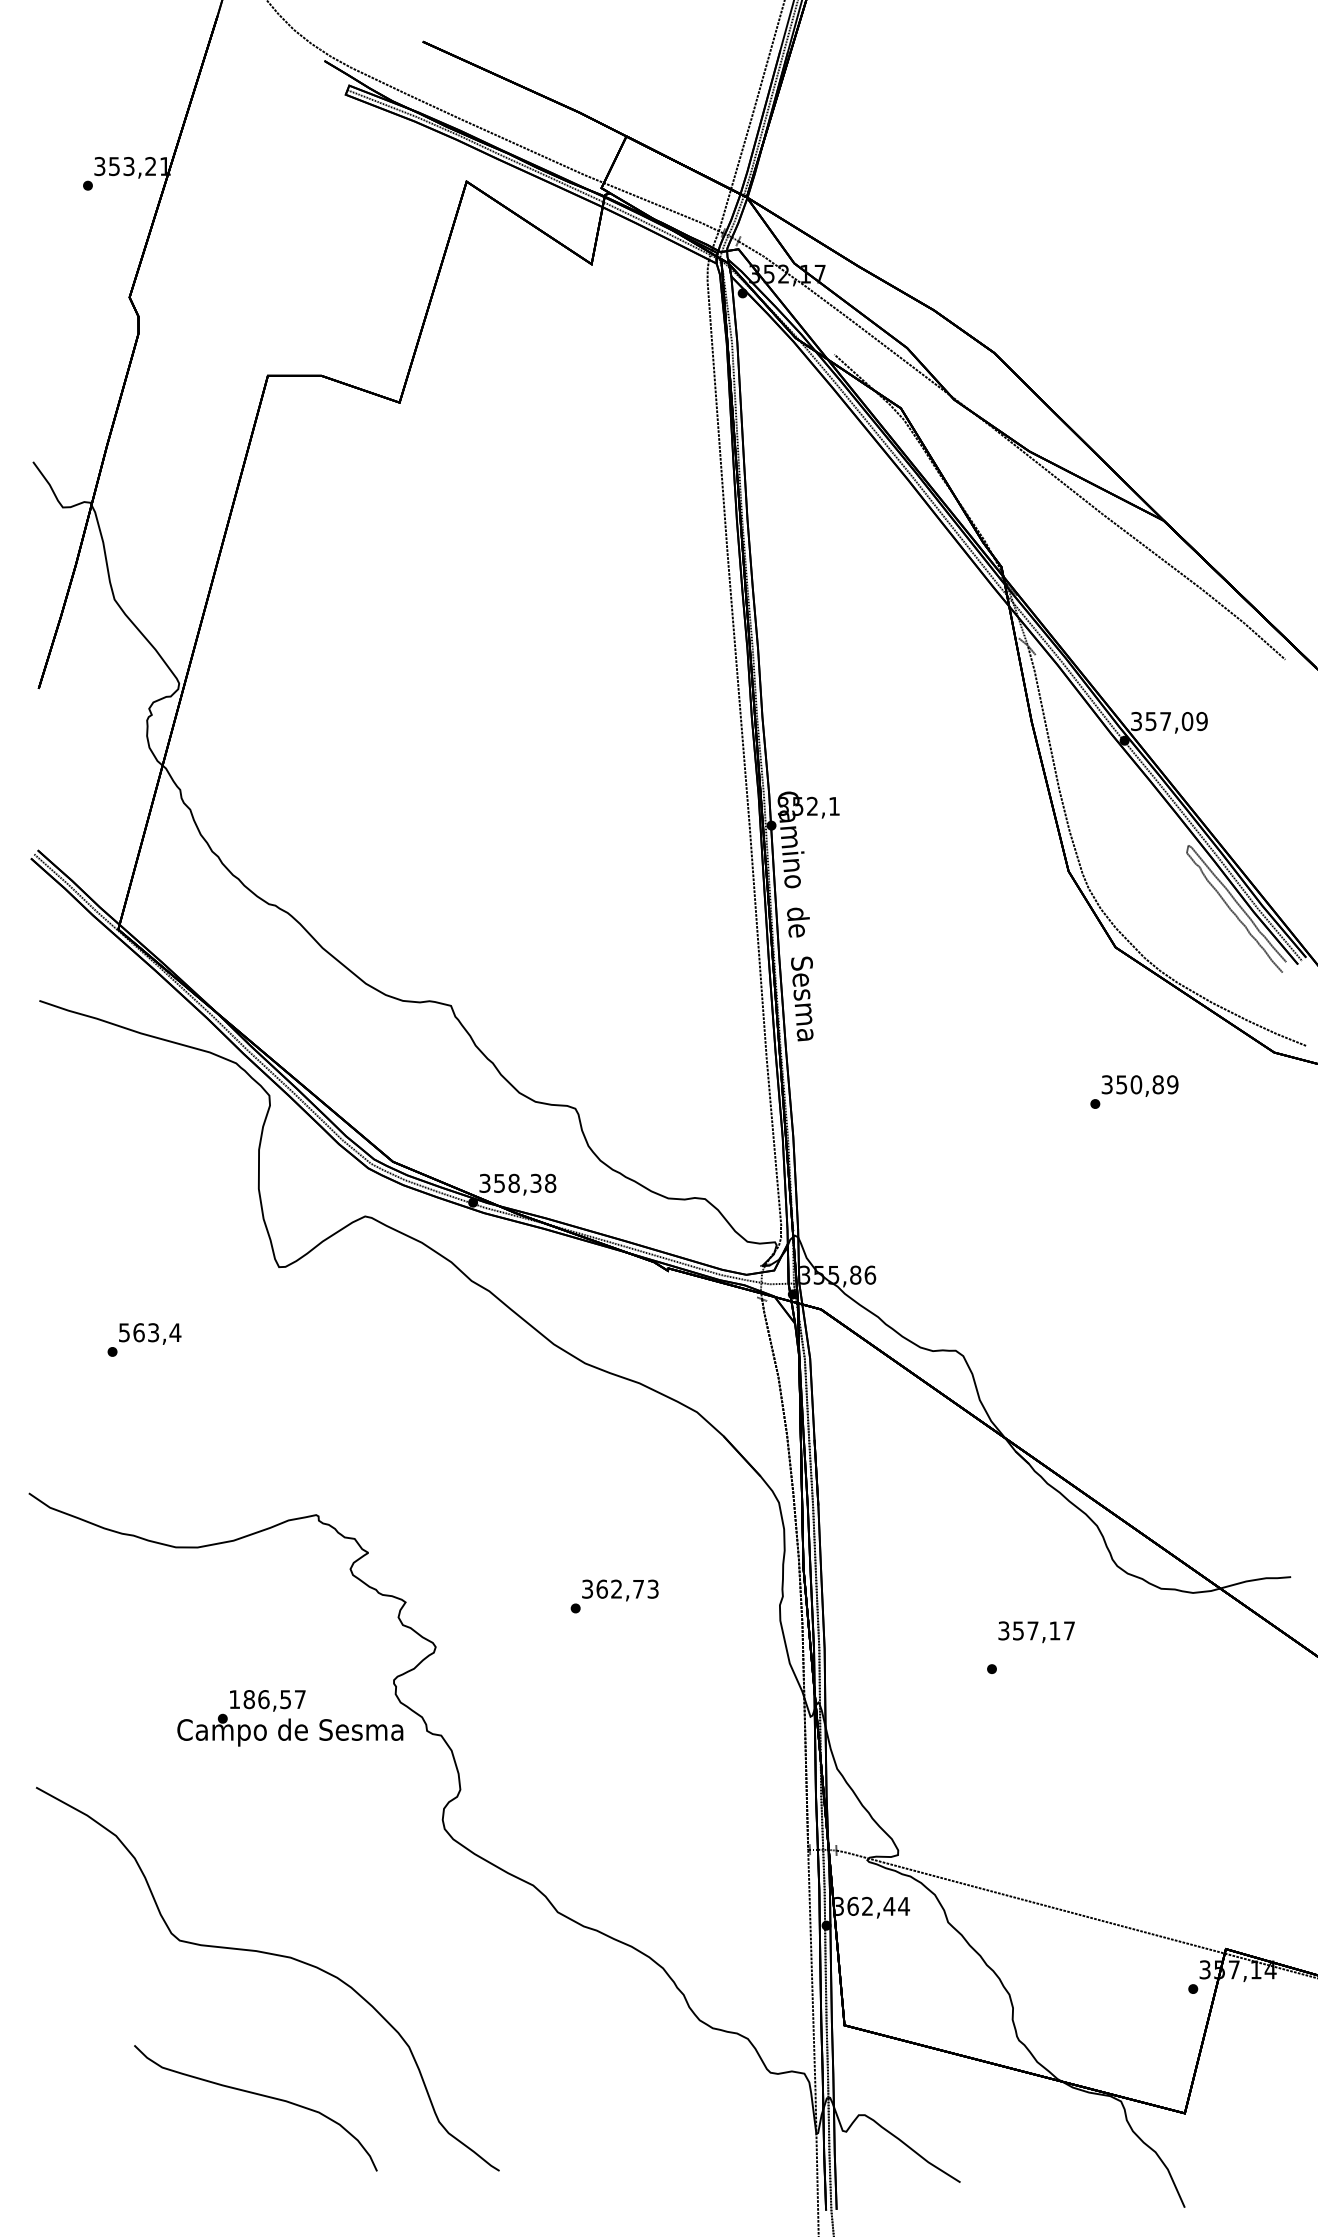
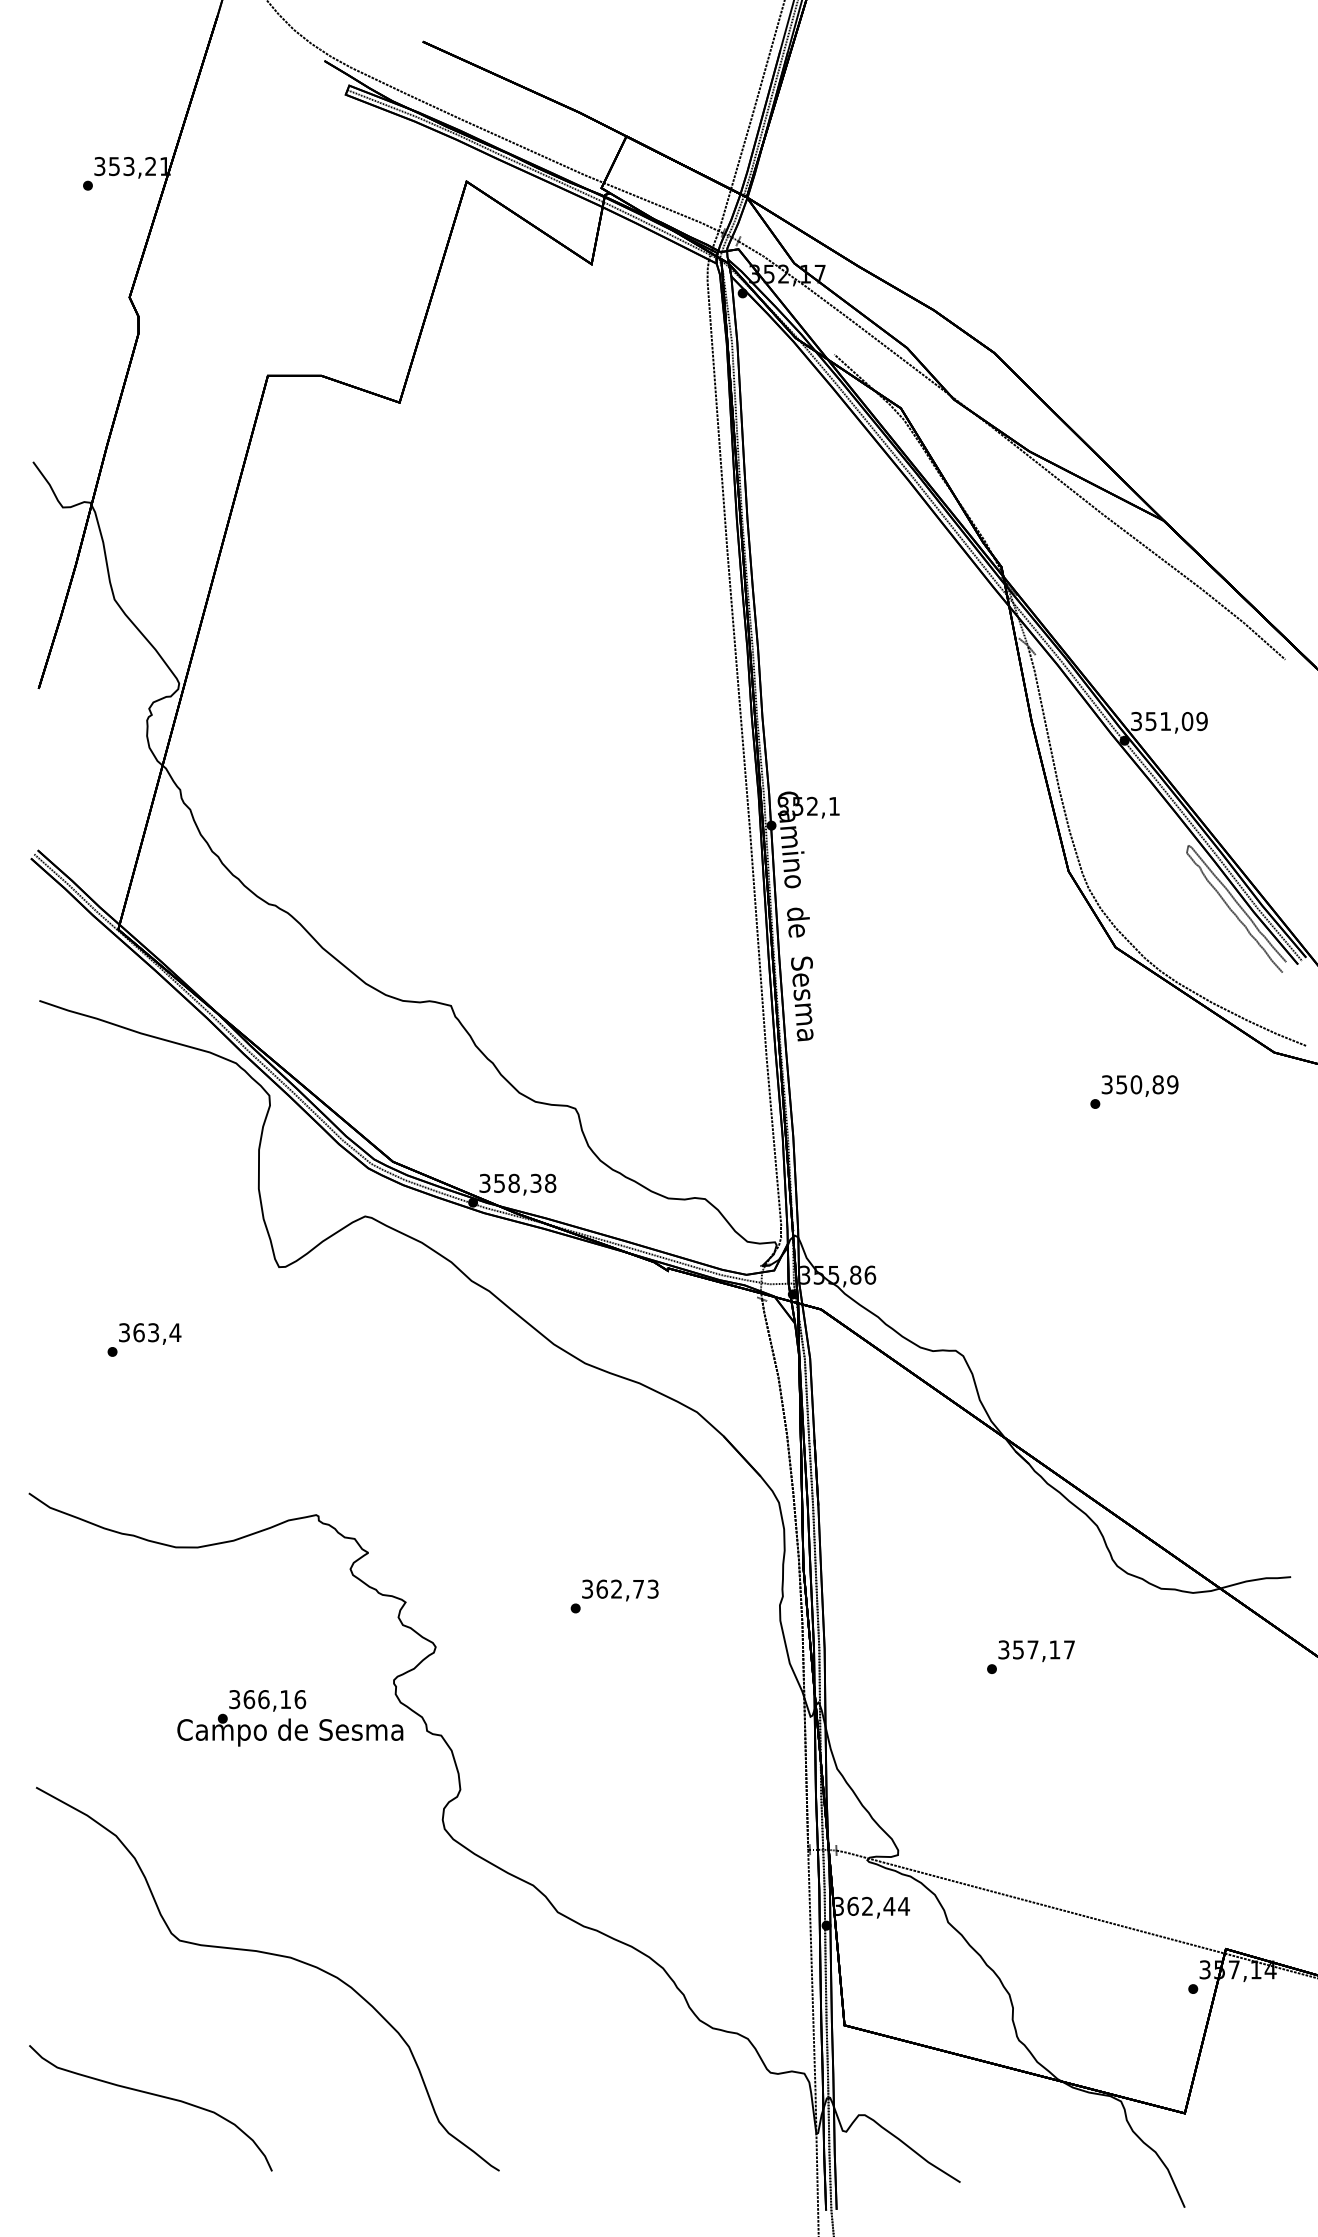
text: 357,09 -> 351,09 (1165, 721)
text: 563,4 -> 363,4 (124, 1332)
text position: (1036, 1632) -> (1036, 1651) (1036, 1651)
text: 186,57 -> 366,16 (267, 1699)
curve position: (258, 2095) -> (153, 2095) (153, 2095)
